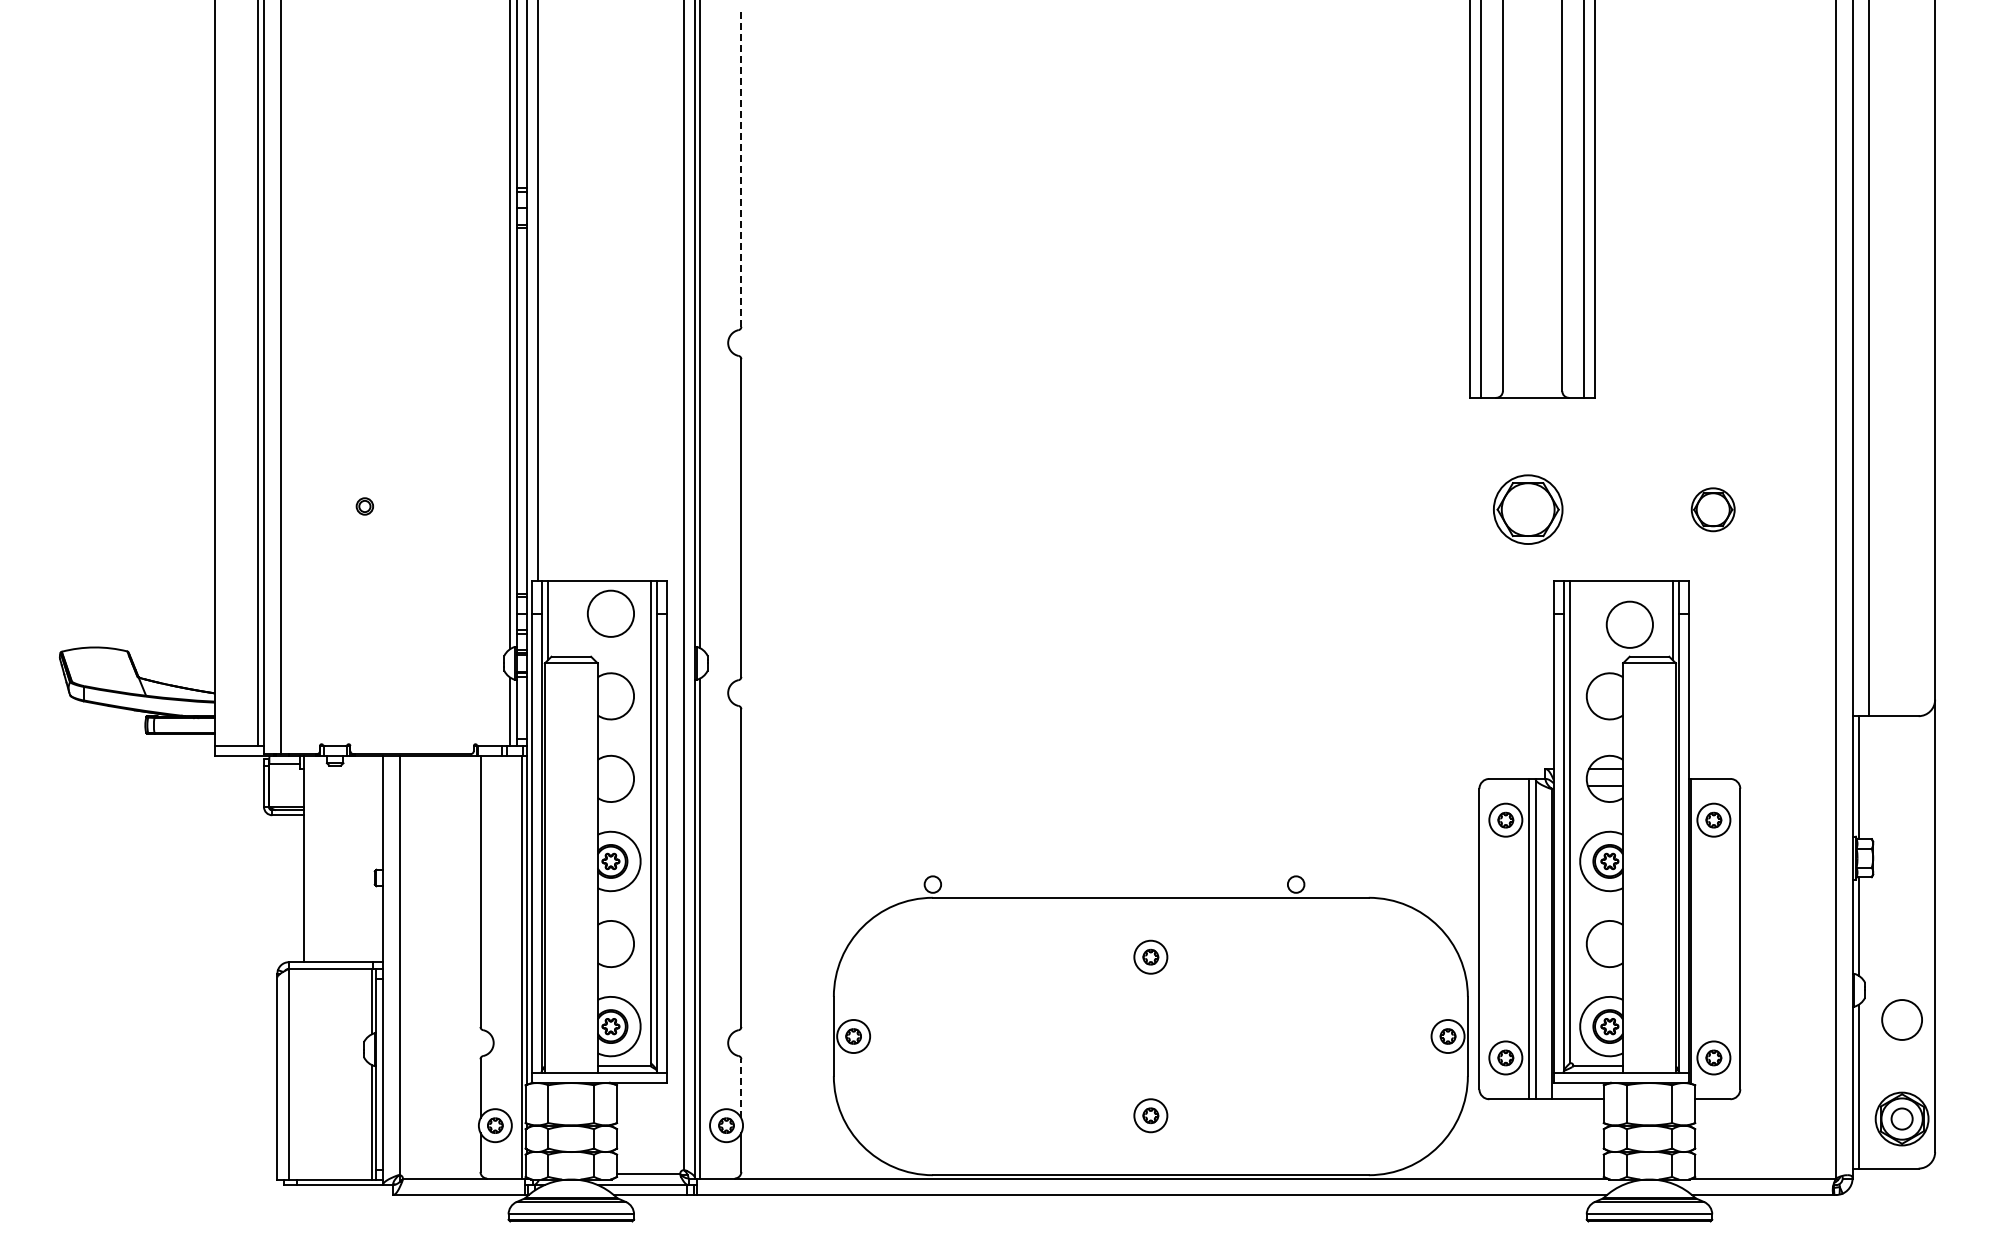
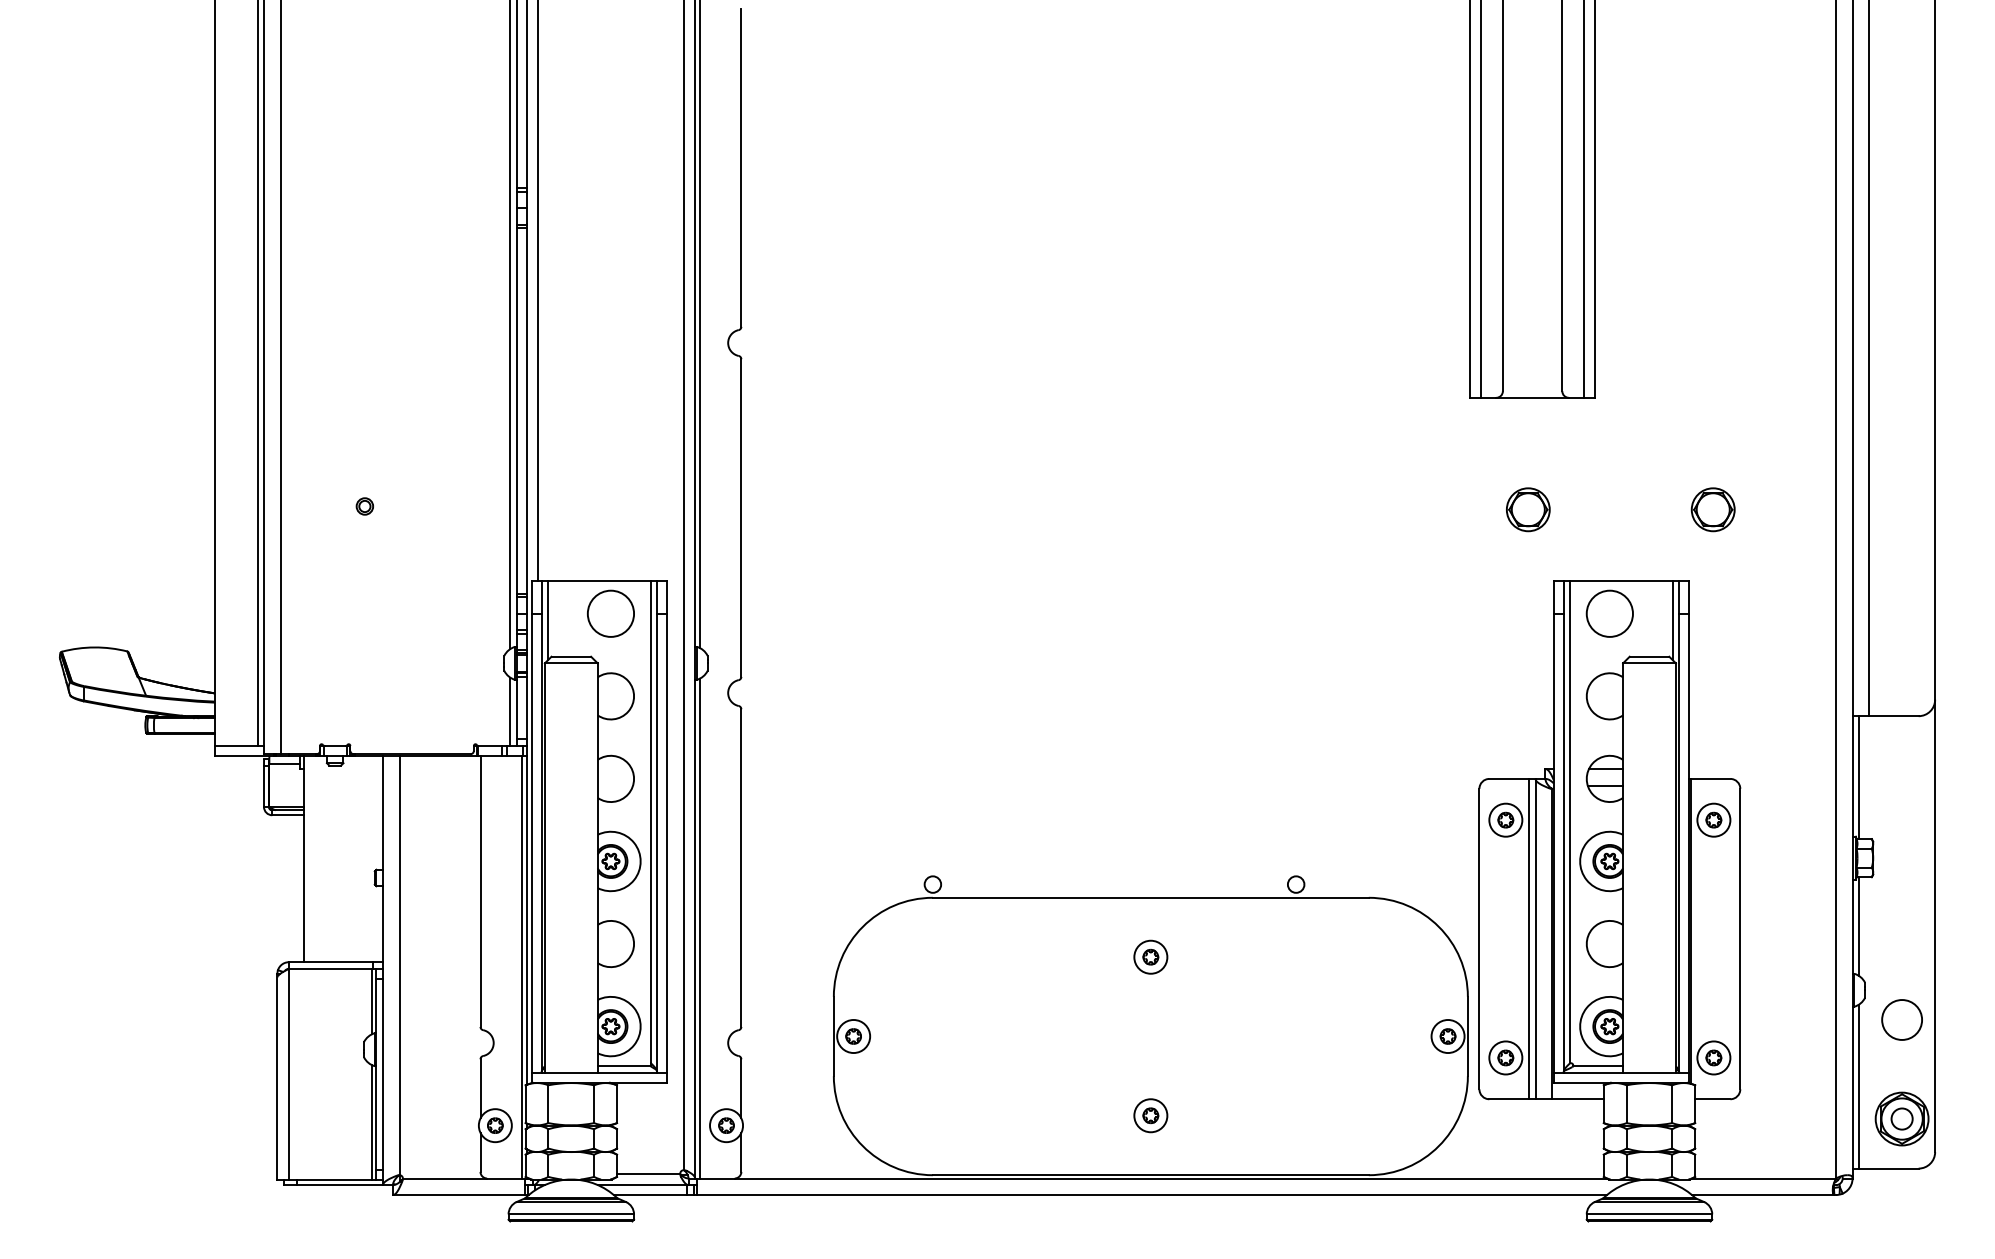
line: dashed -> solid (741, 168)
part size: 71x71 px -> 45x46 px (1528, 509)
circle position: (1629, 624) -> (1609, 613) (1609, 613)
line: dashed -> solid (741, 1088)
